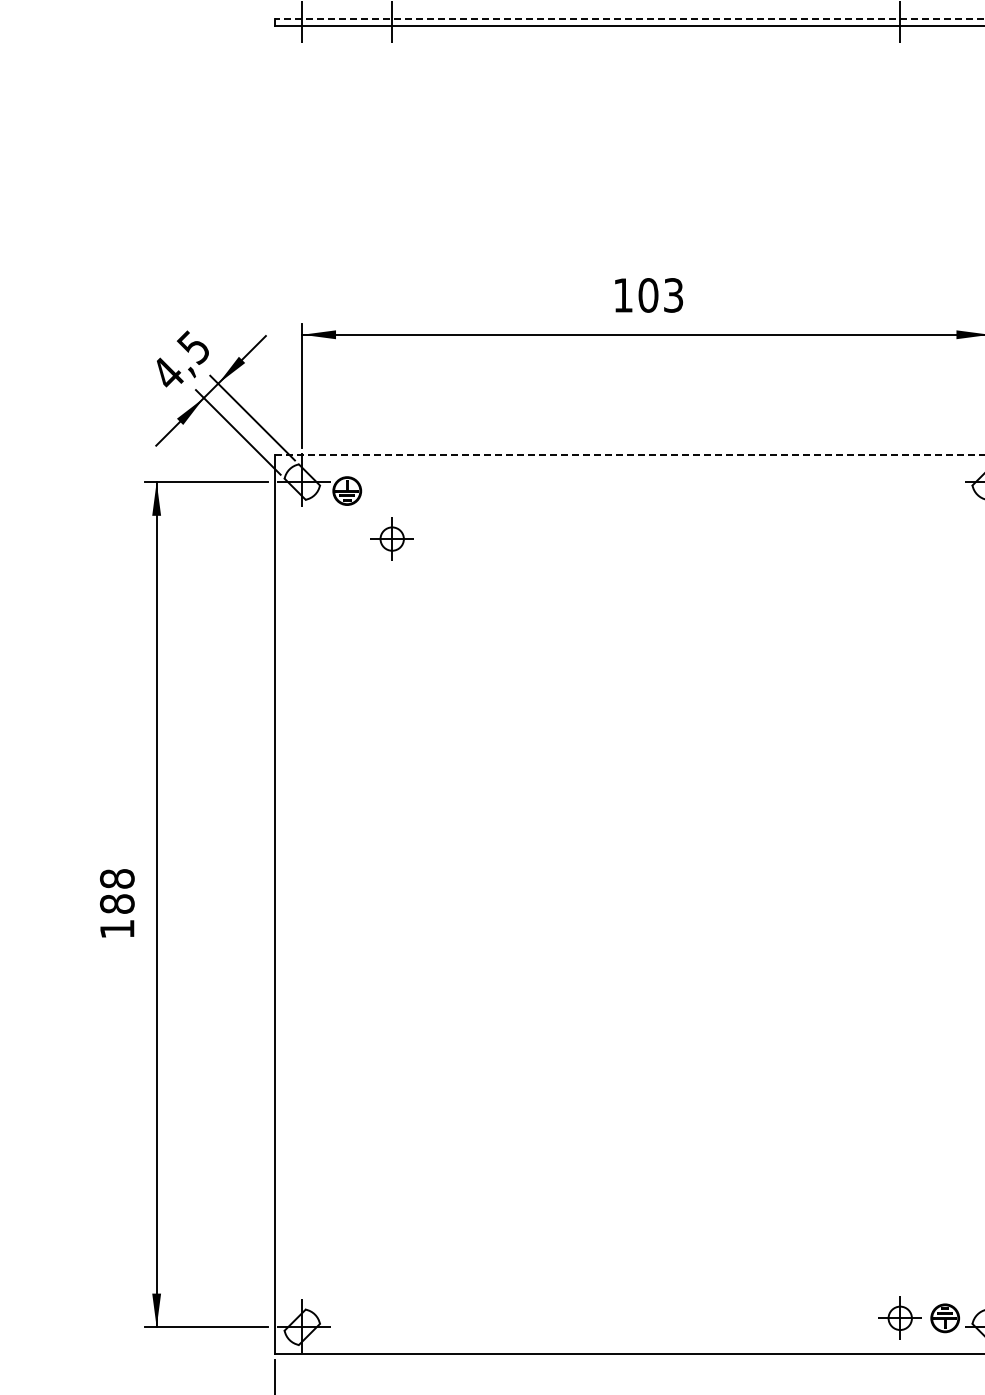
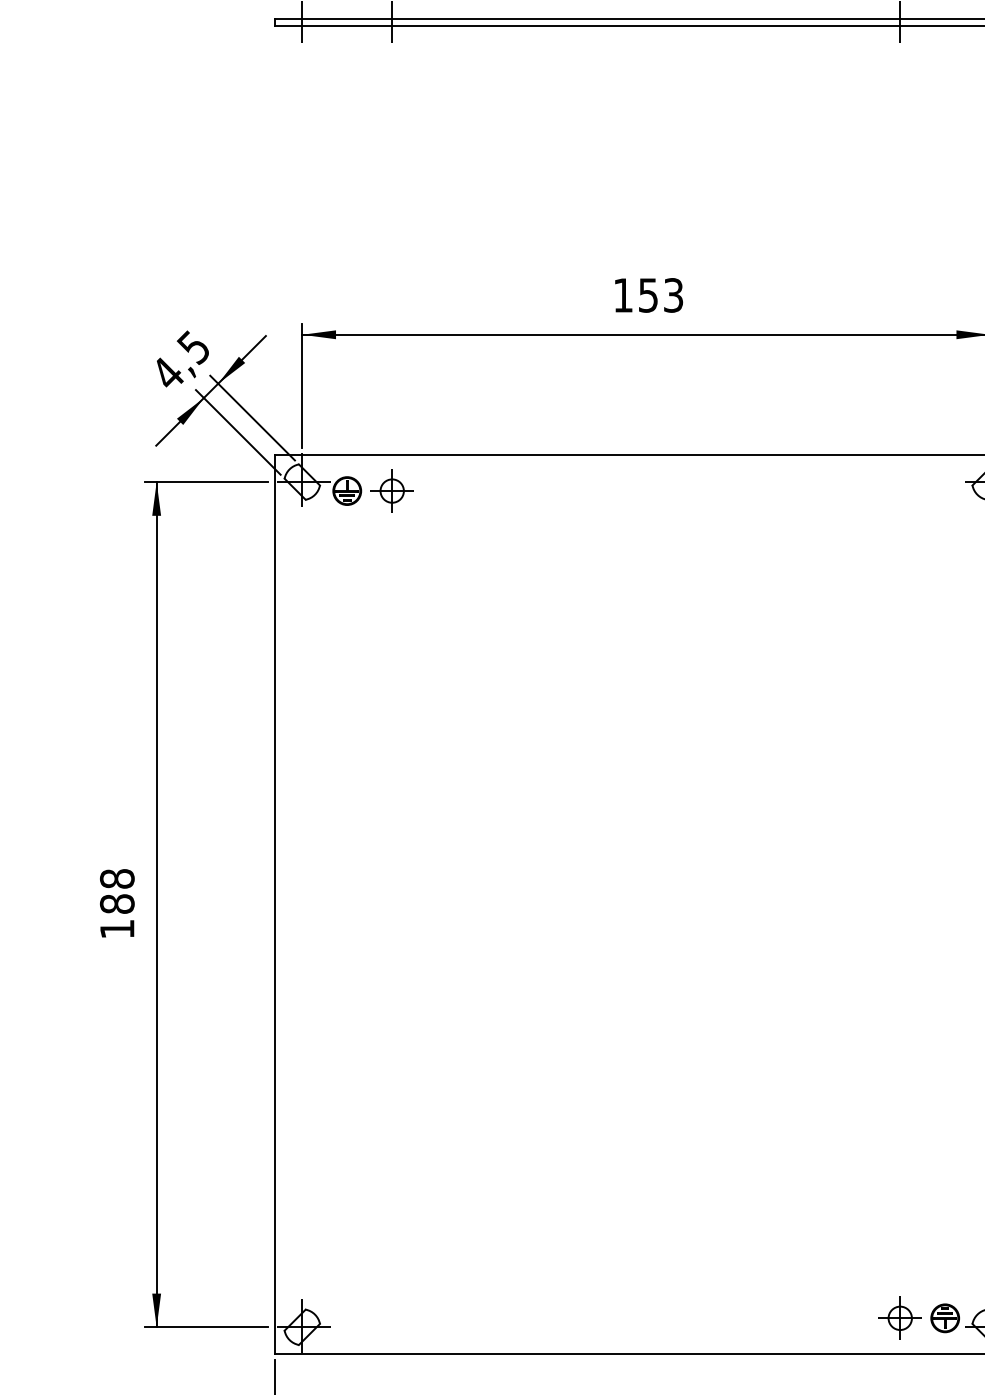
line: dashed -> solid (629, 19)
text: 103 -> 153 (648, 295)
line: dashed -> solid (630, 455)
part position: (391, 538) -> (391, 490) (391, 490)
